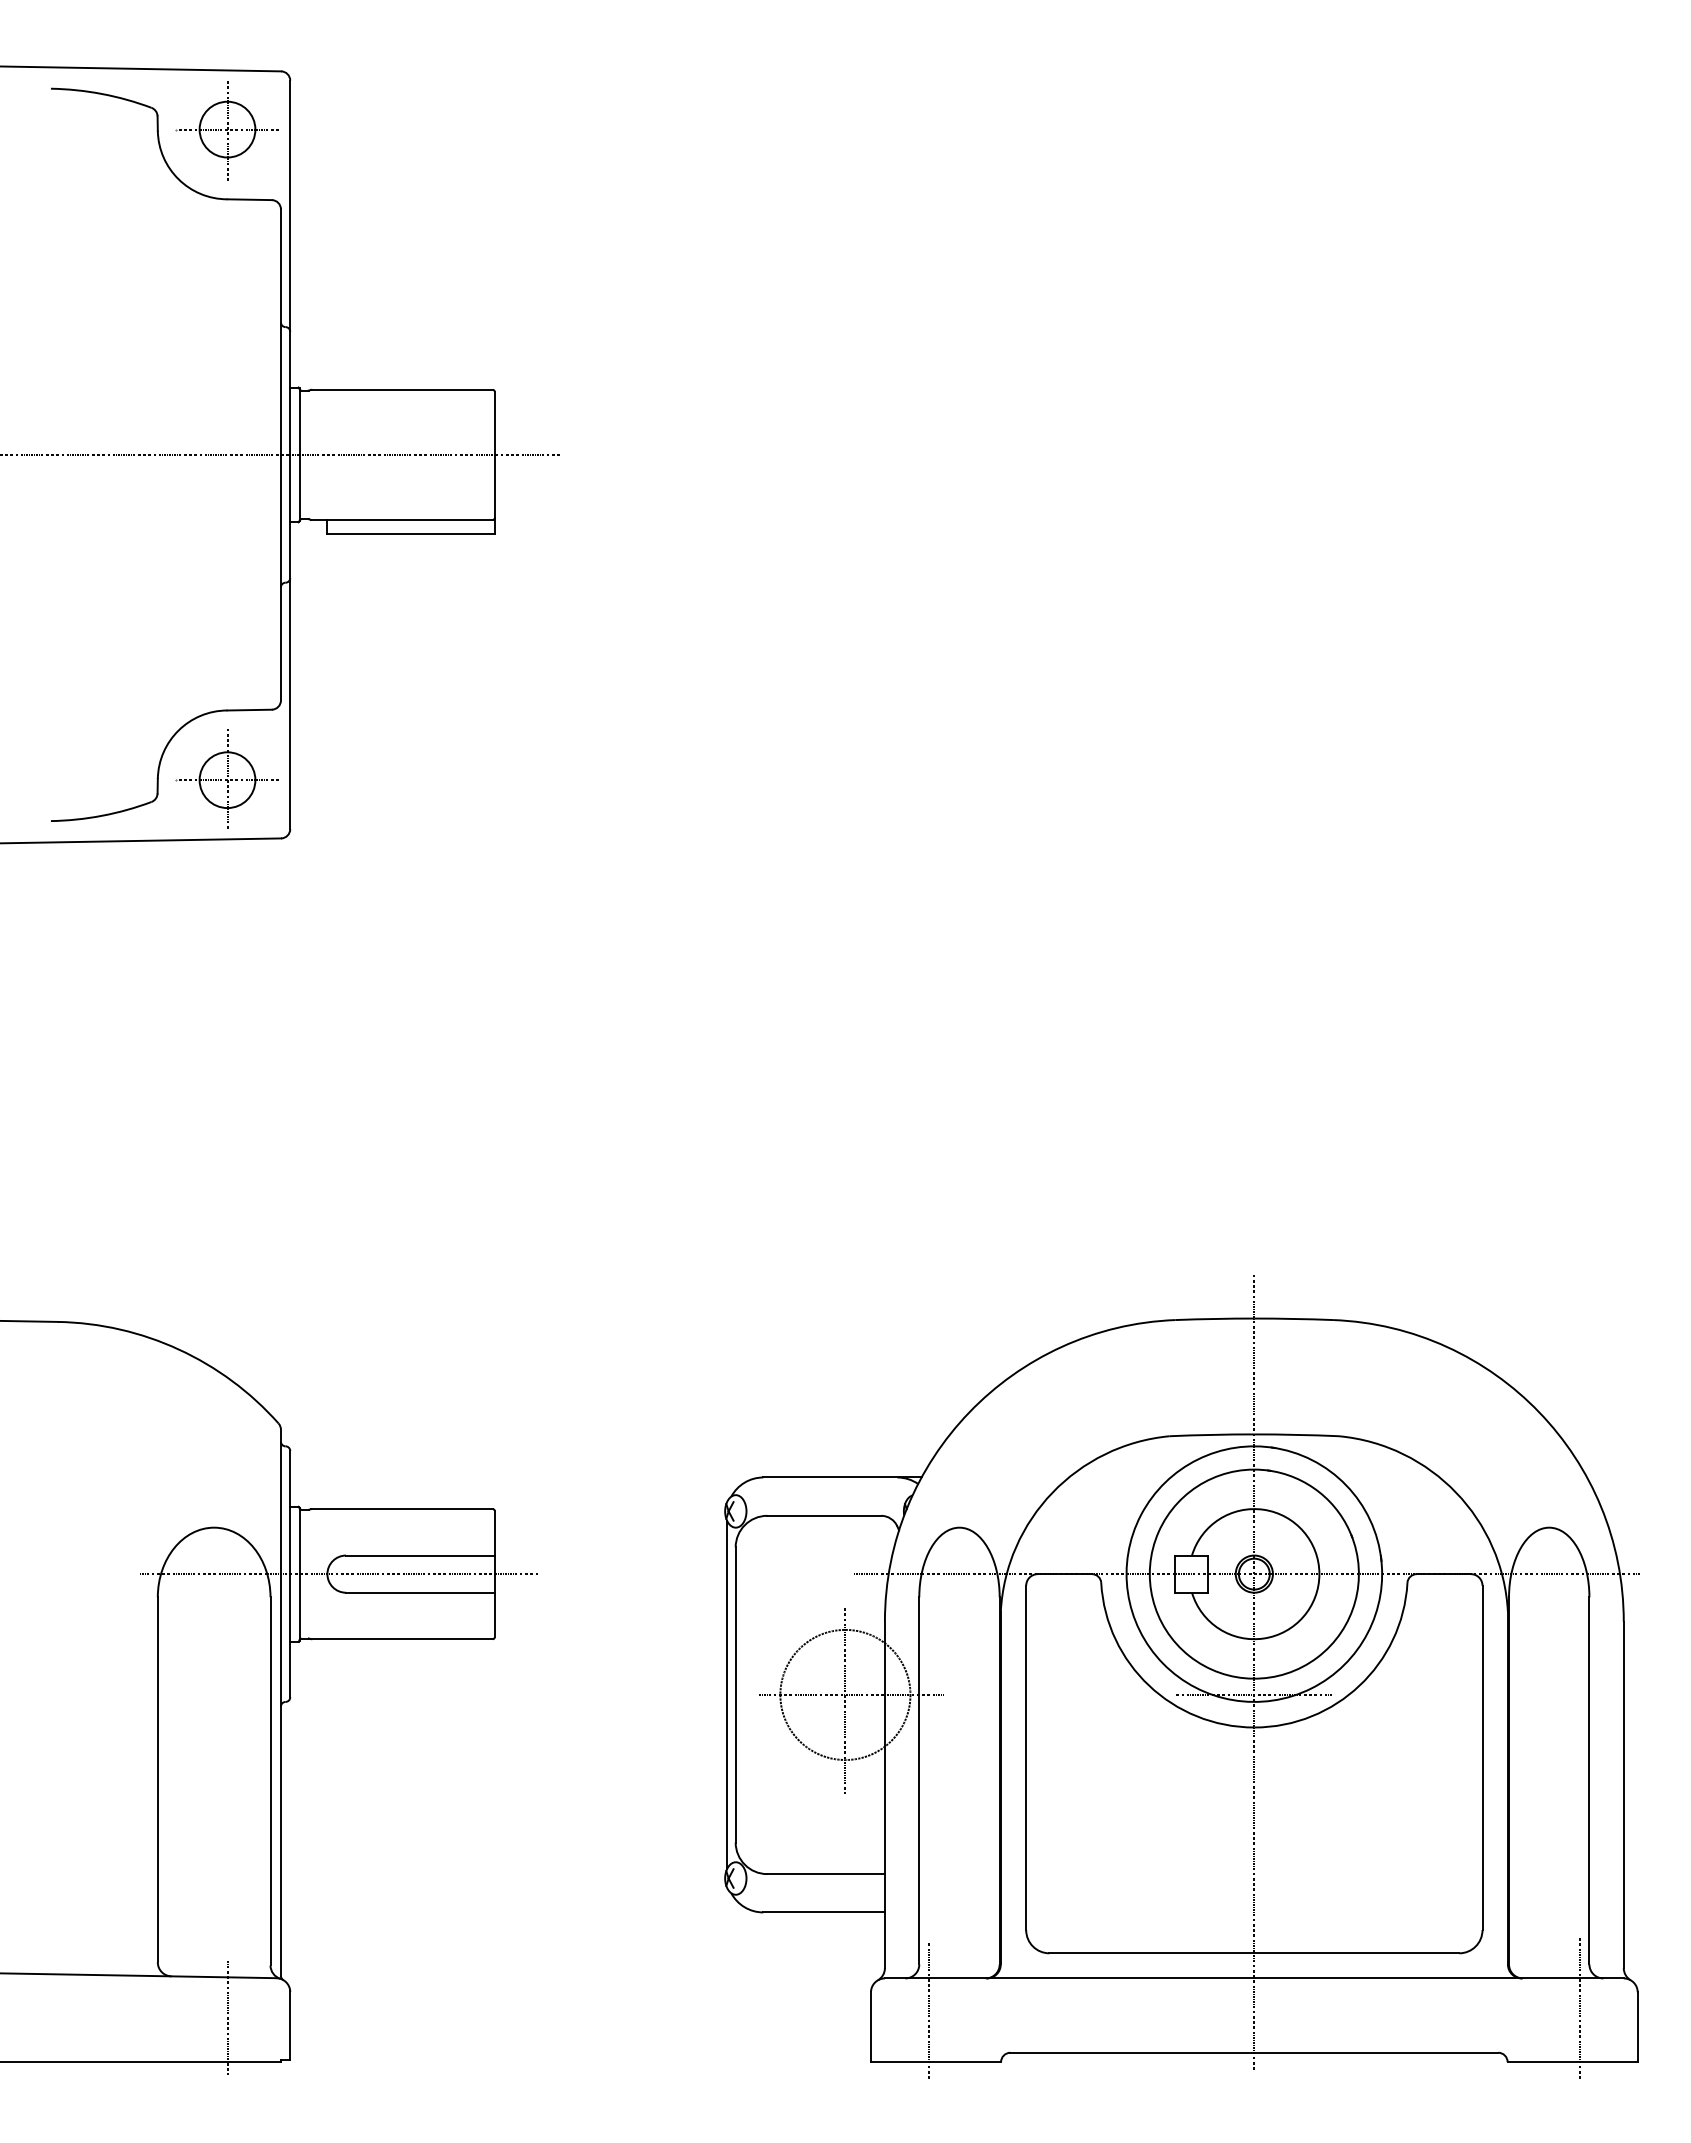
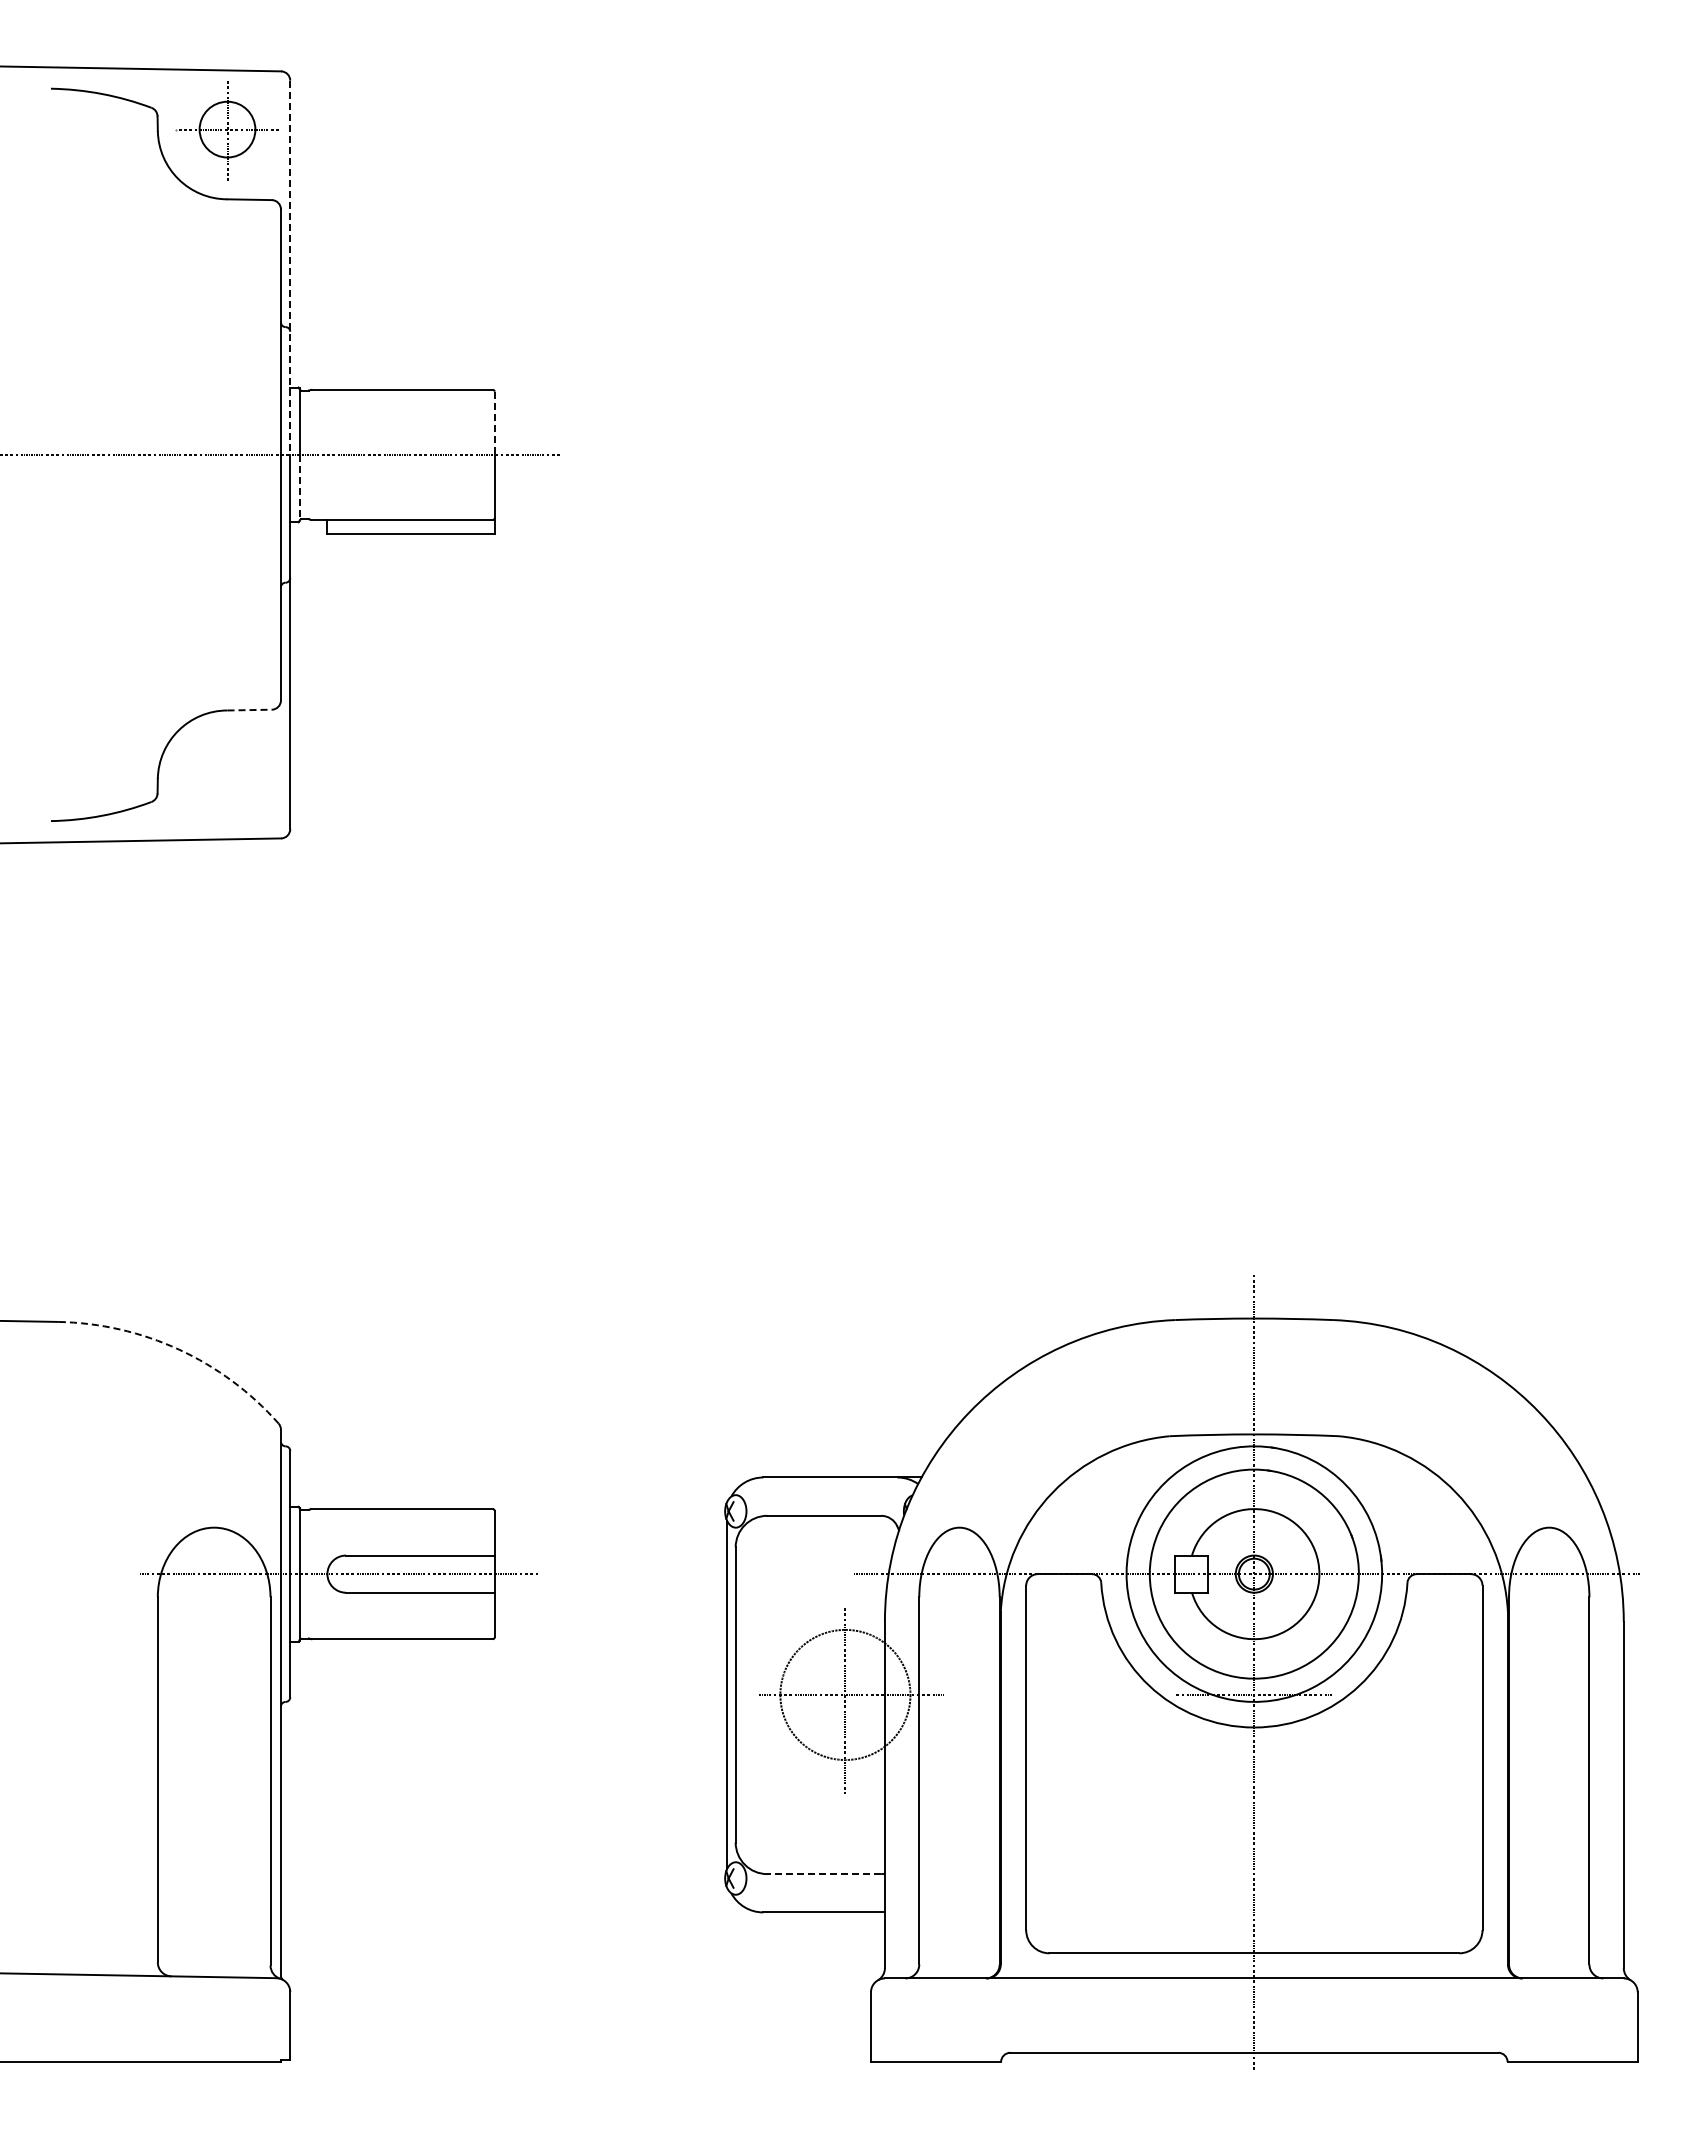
line: solid -> dashed (290, 268)
line: solid -> dashed (494, 423)
line: solid -> dashed (299, 488)
line: solid -> dashed (250, 710)
part: present -> none (226, 778)
arc: solid -> dashed (178, 1349)
line: solid -> dashed (824, 1874)
line: present -> none (1579, 2008)
line: present -> none (929, 2009)
line: present -> none (227, 2017)
